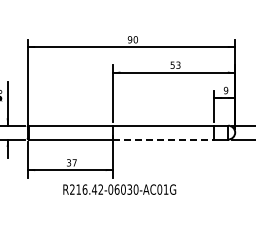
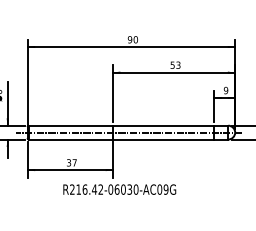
line: none -> present (129, 132)
line: dashed -> solid (163, 139)
text: R216.42-06030-AC01G -> R216.42-06030-AC09G (165, 189)
